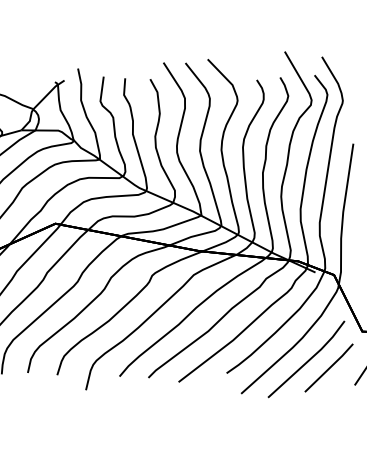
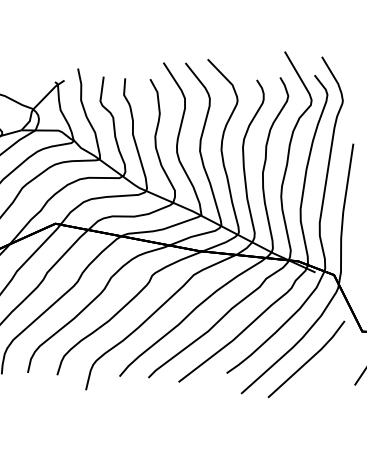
line: present -> none (328, 367)
